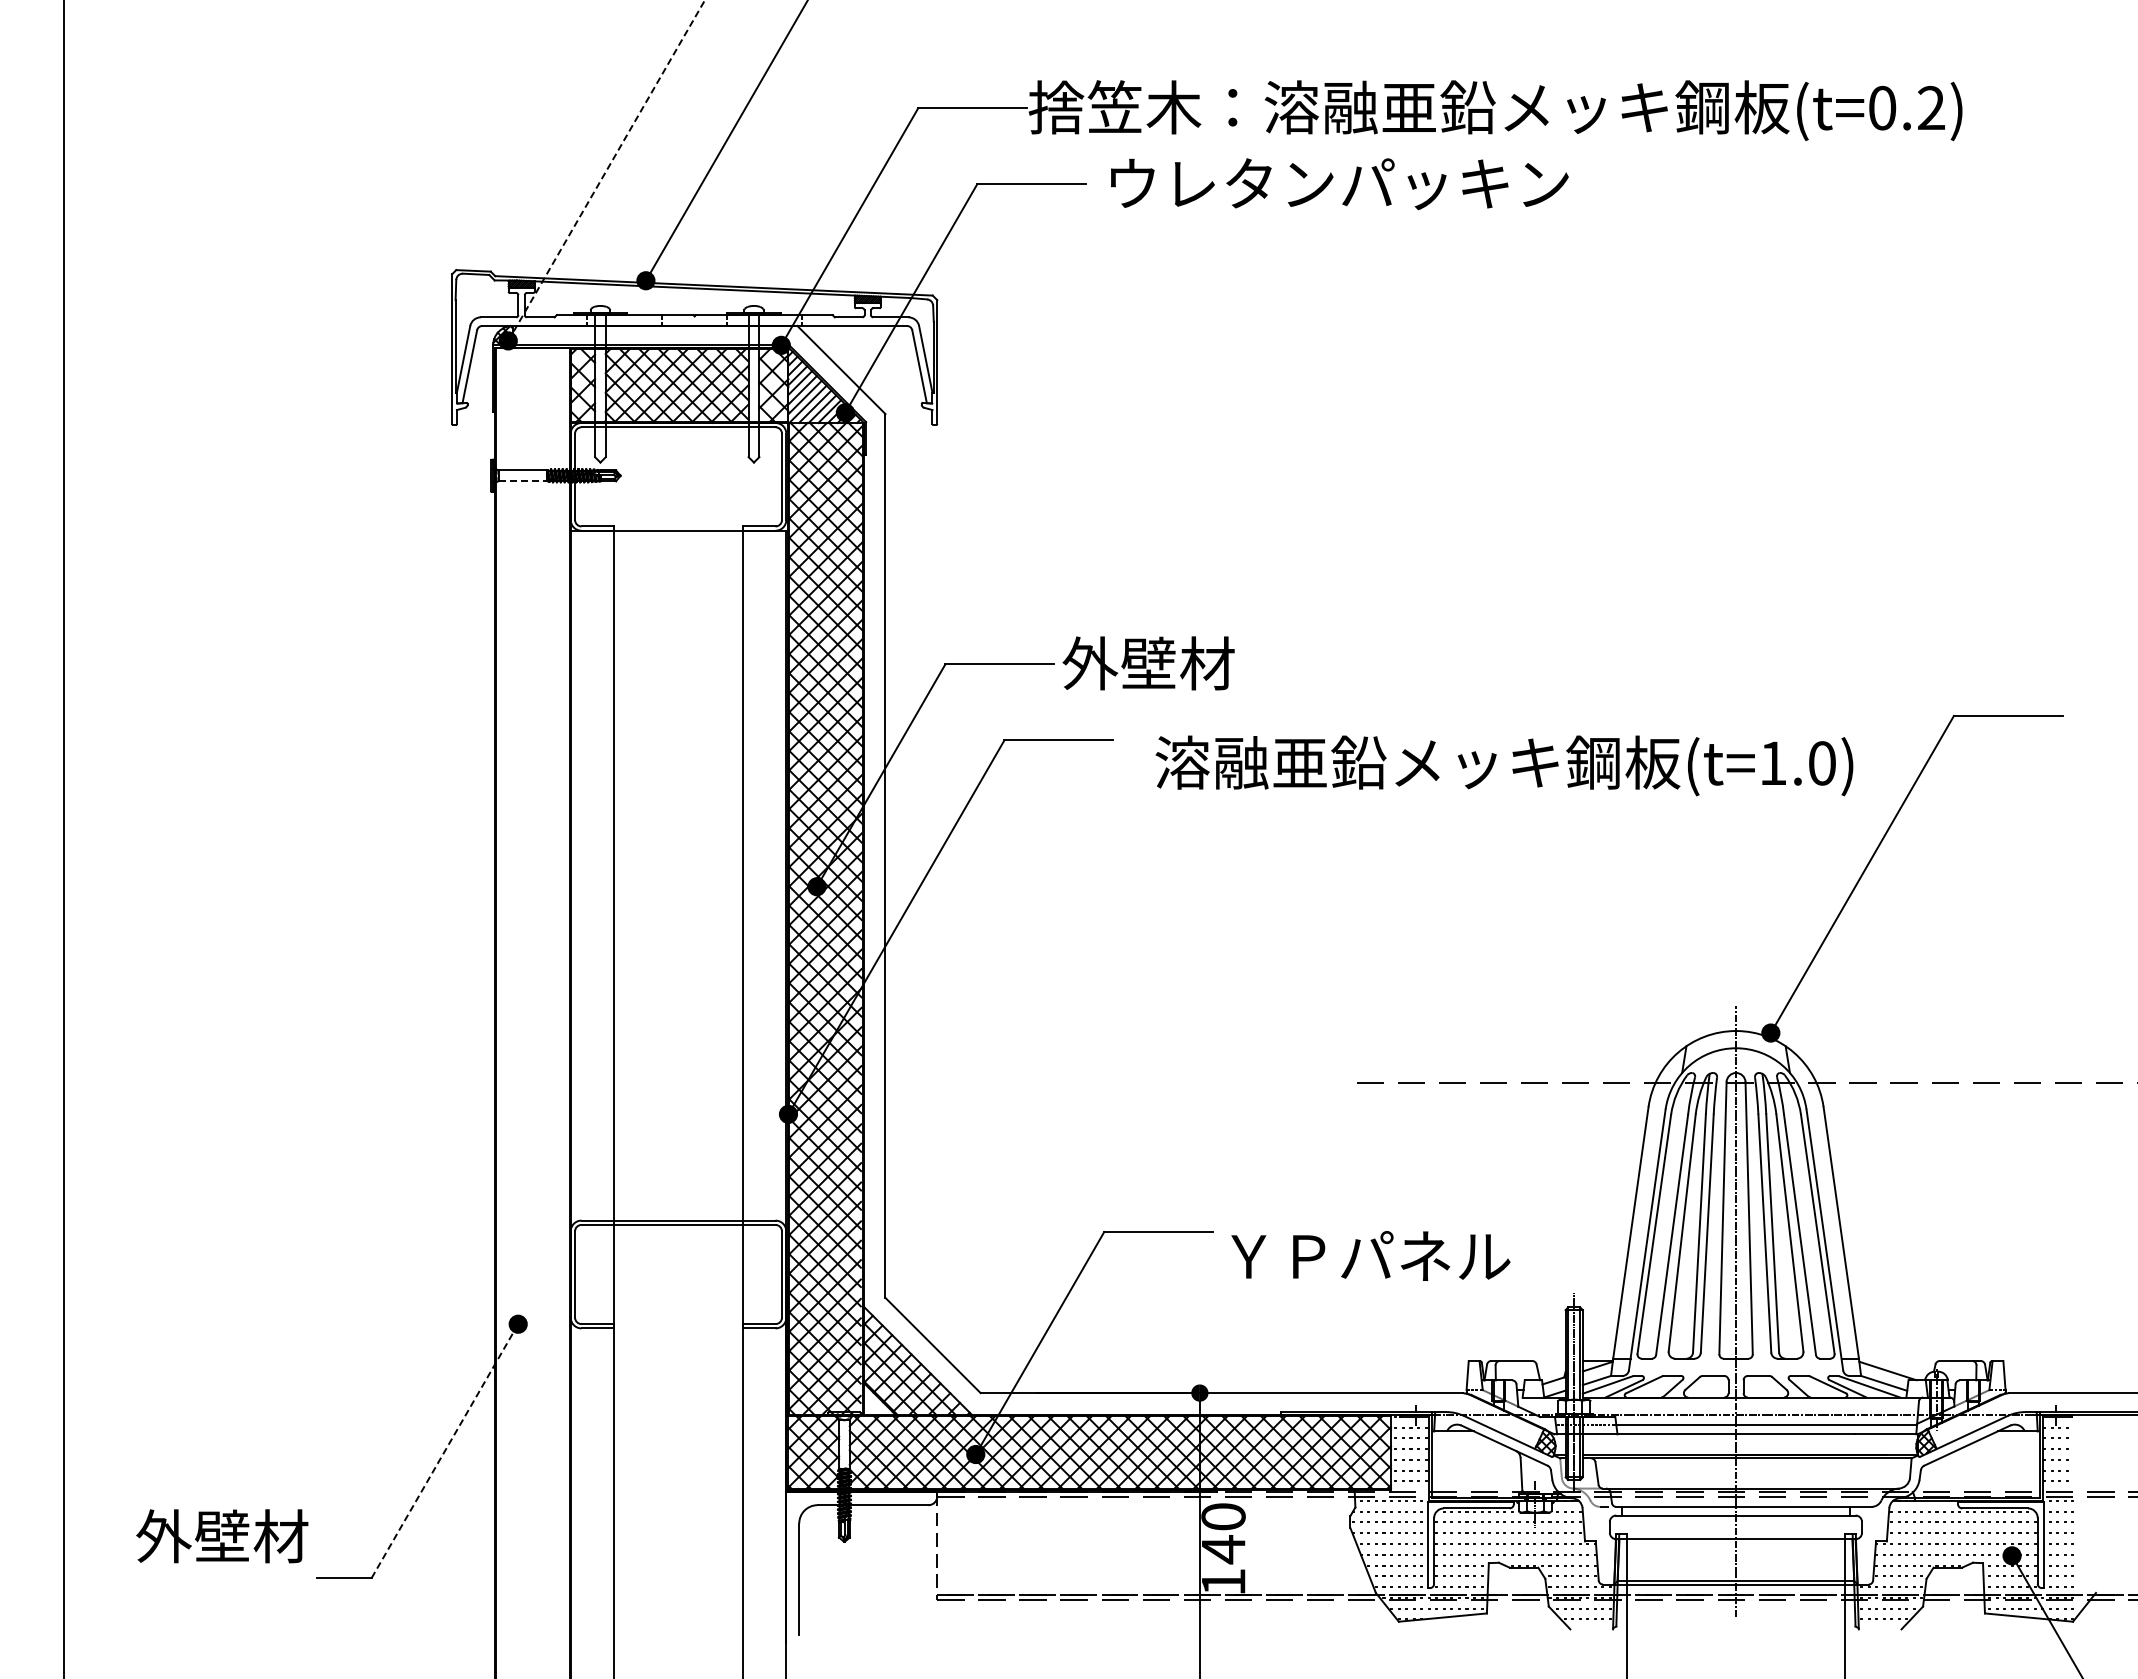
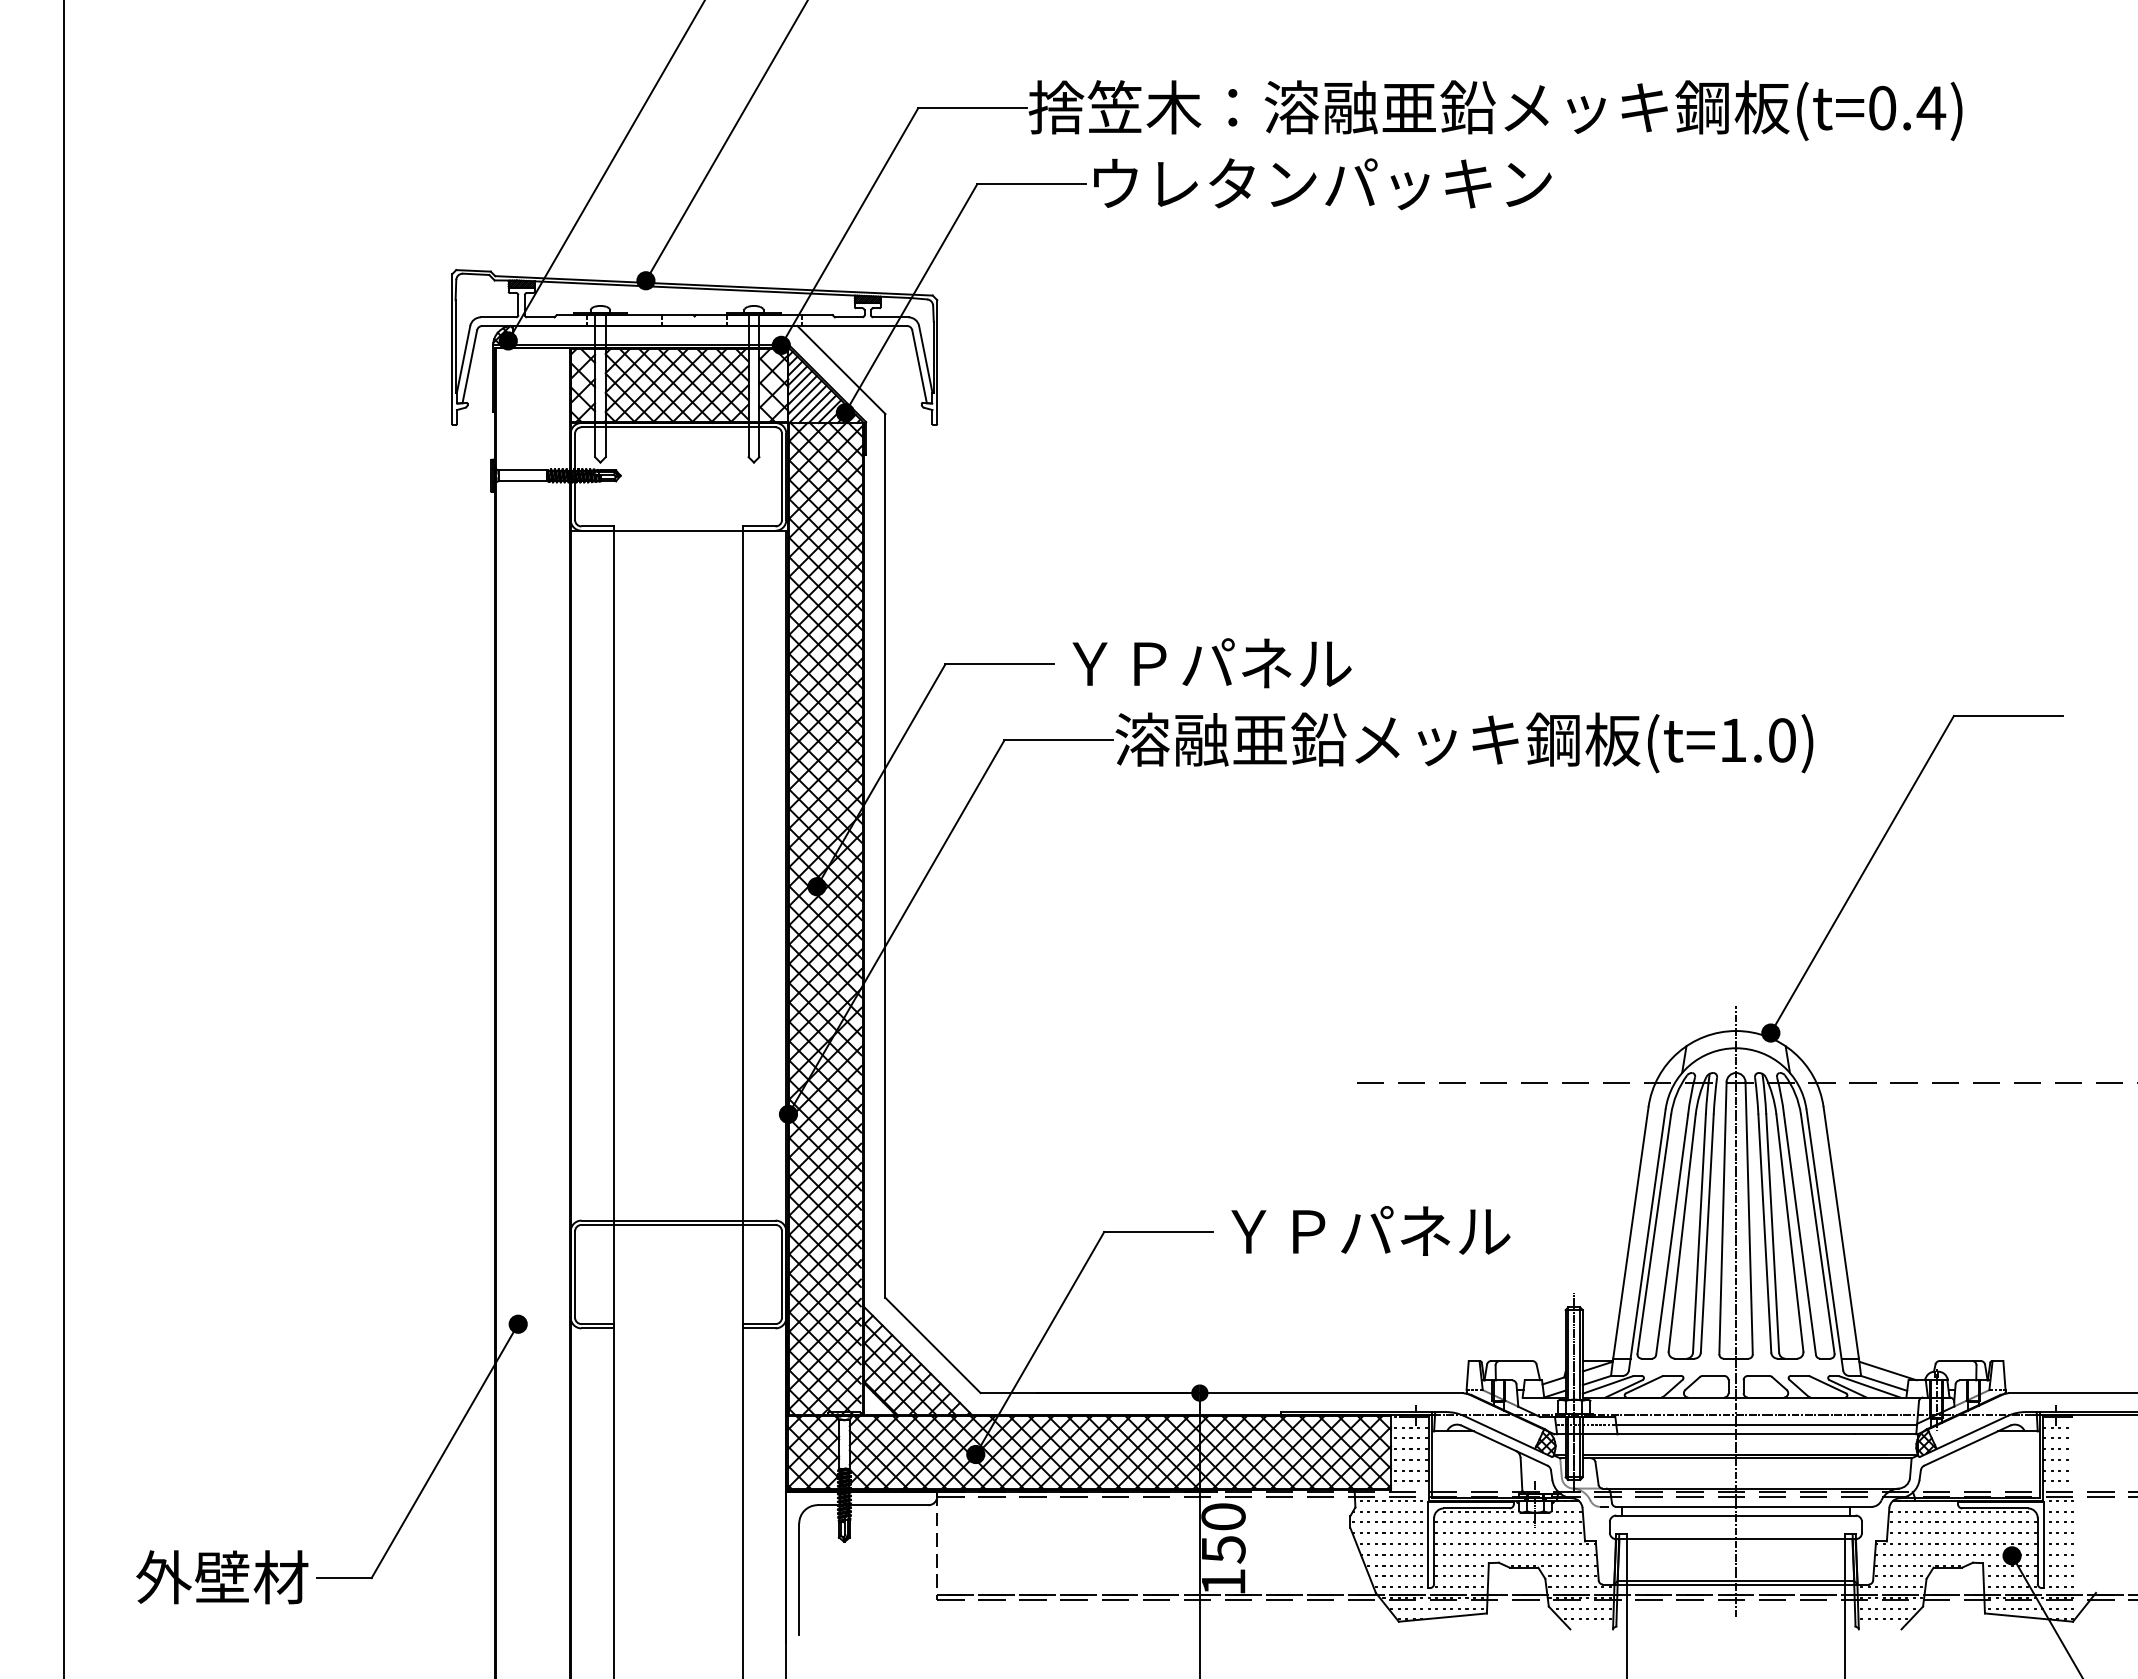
text: (t=0.2) -> (t=0.4) (1931, 107)
line: dashed -> solid (606, 170)
text position: (1339, 184) -> (1322, 184) (1322, 184)
line: dashed -> solid (523, 481)
text: 外壁材 -> ＹＰパネル (1206, 663)
text position: (1504, 765) -> (1464, 742) (1464, 742)
text position: (1370, 1255) -> (1370, 1230) (1370, 1230)
line: dashed -> solid (444, 1451)
text position: (222, 1536) -> (222, 1577) (222, 1577)
text: 140 -> 150 (1223, 1549)
